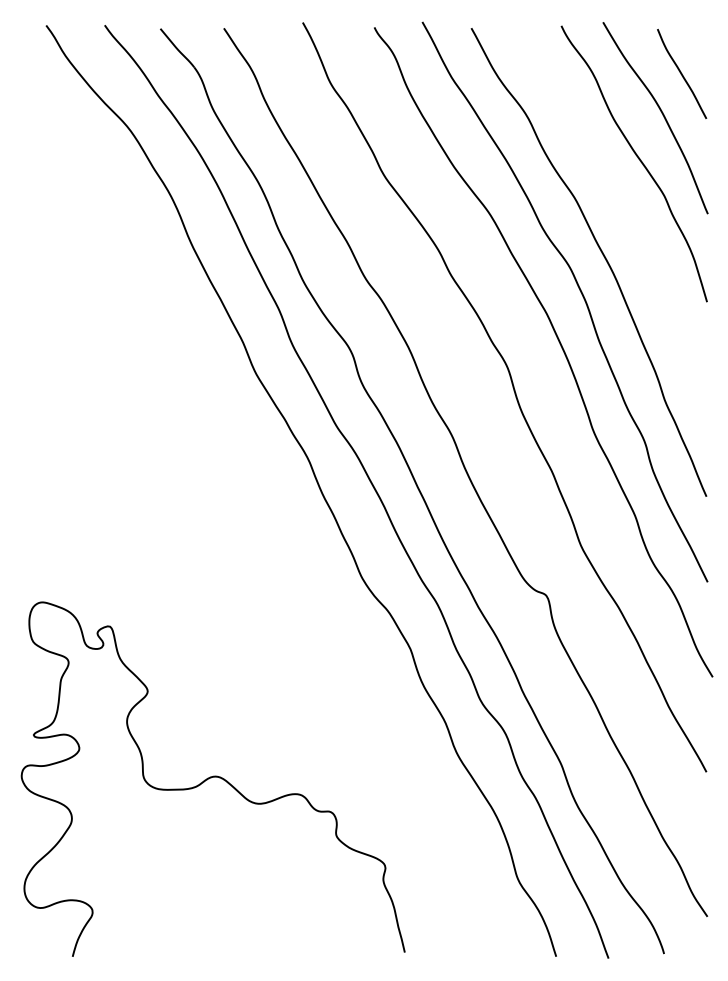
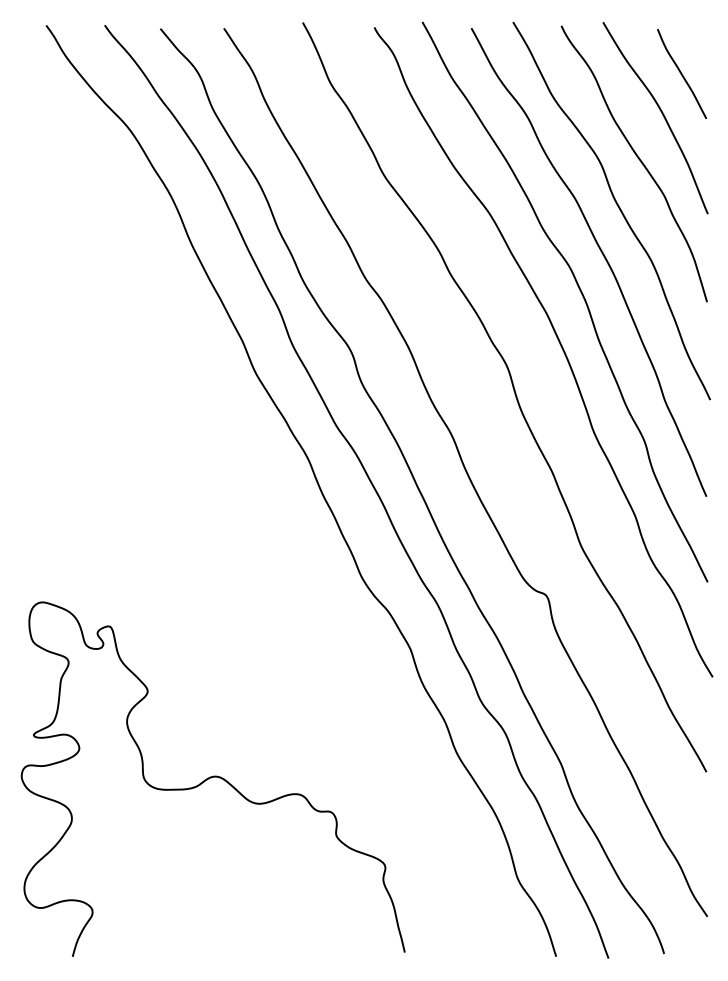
curve: none -> present (617, 206)
